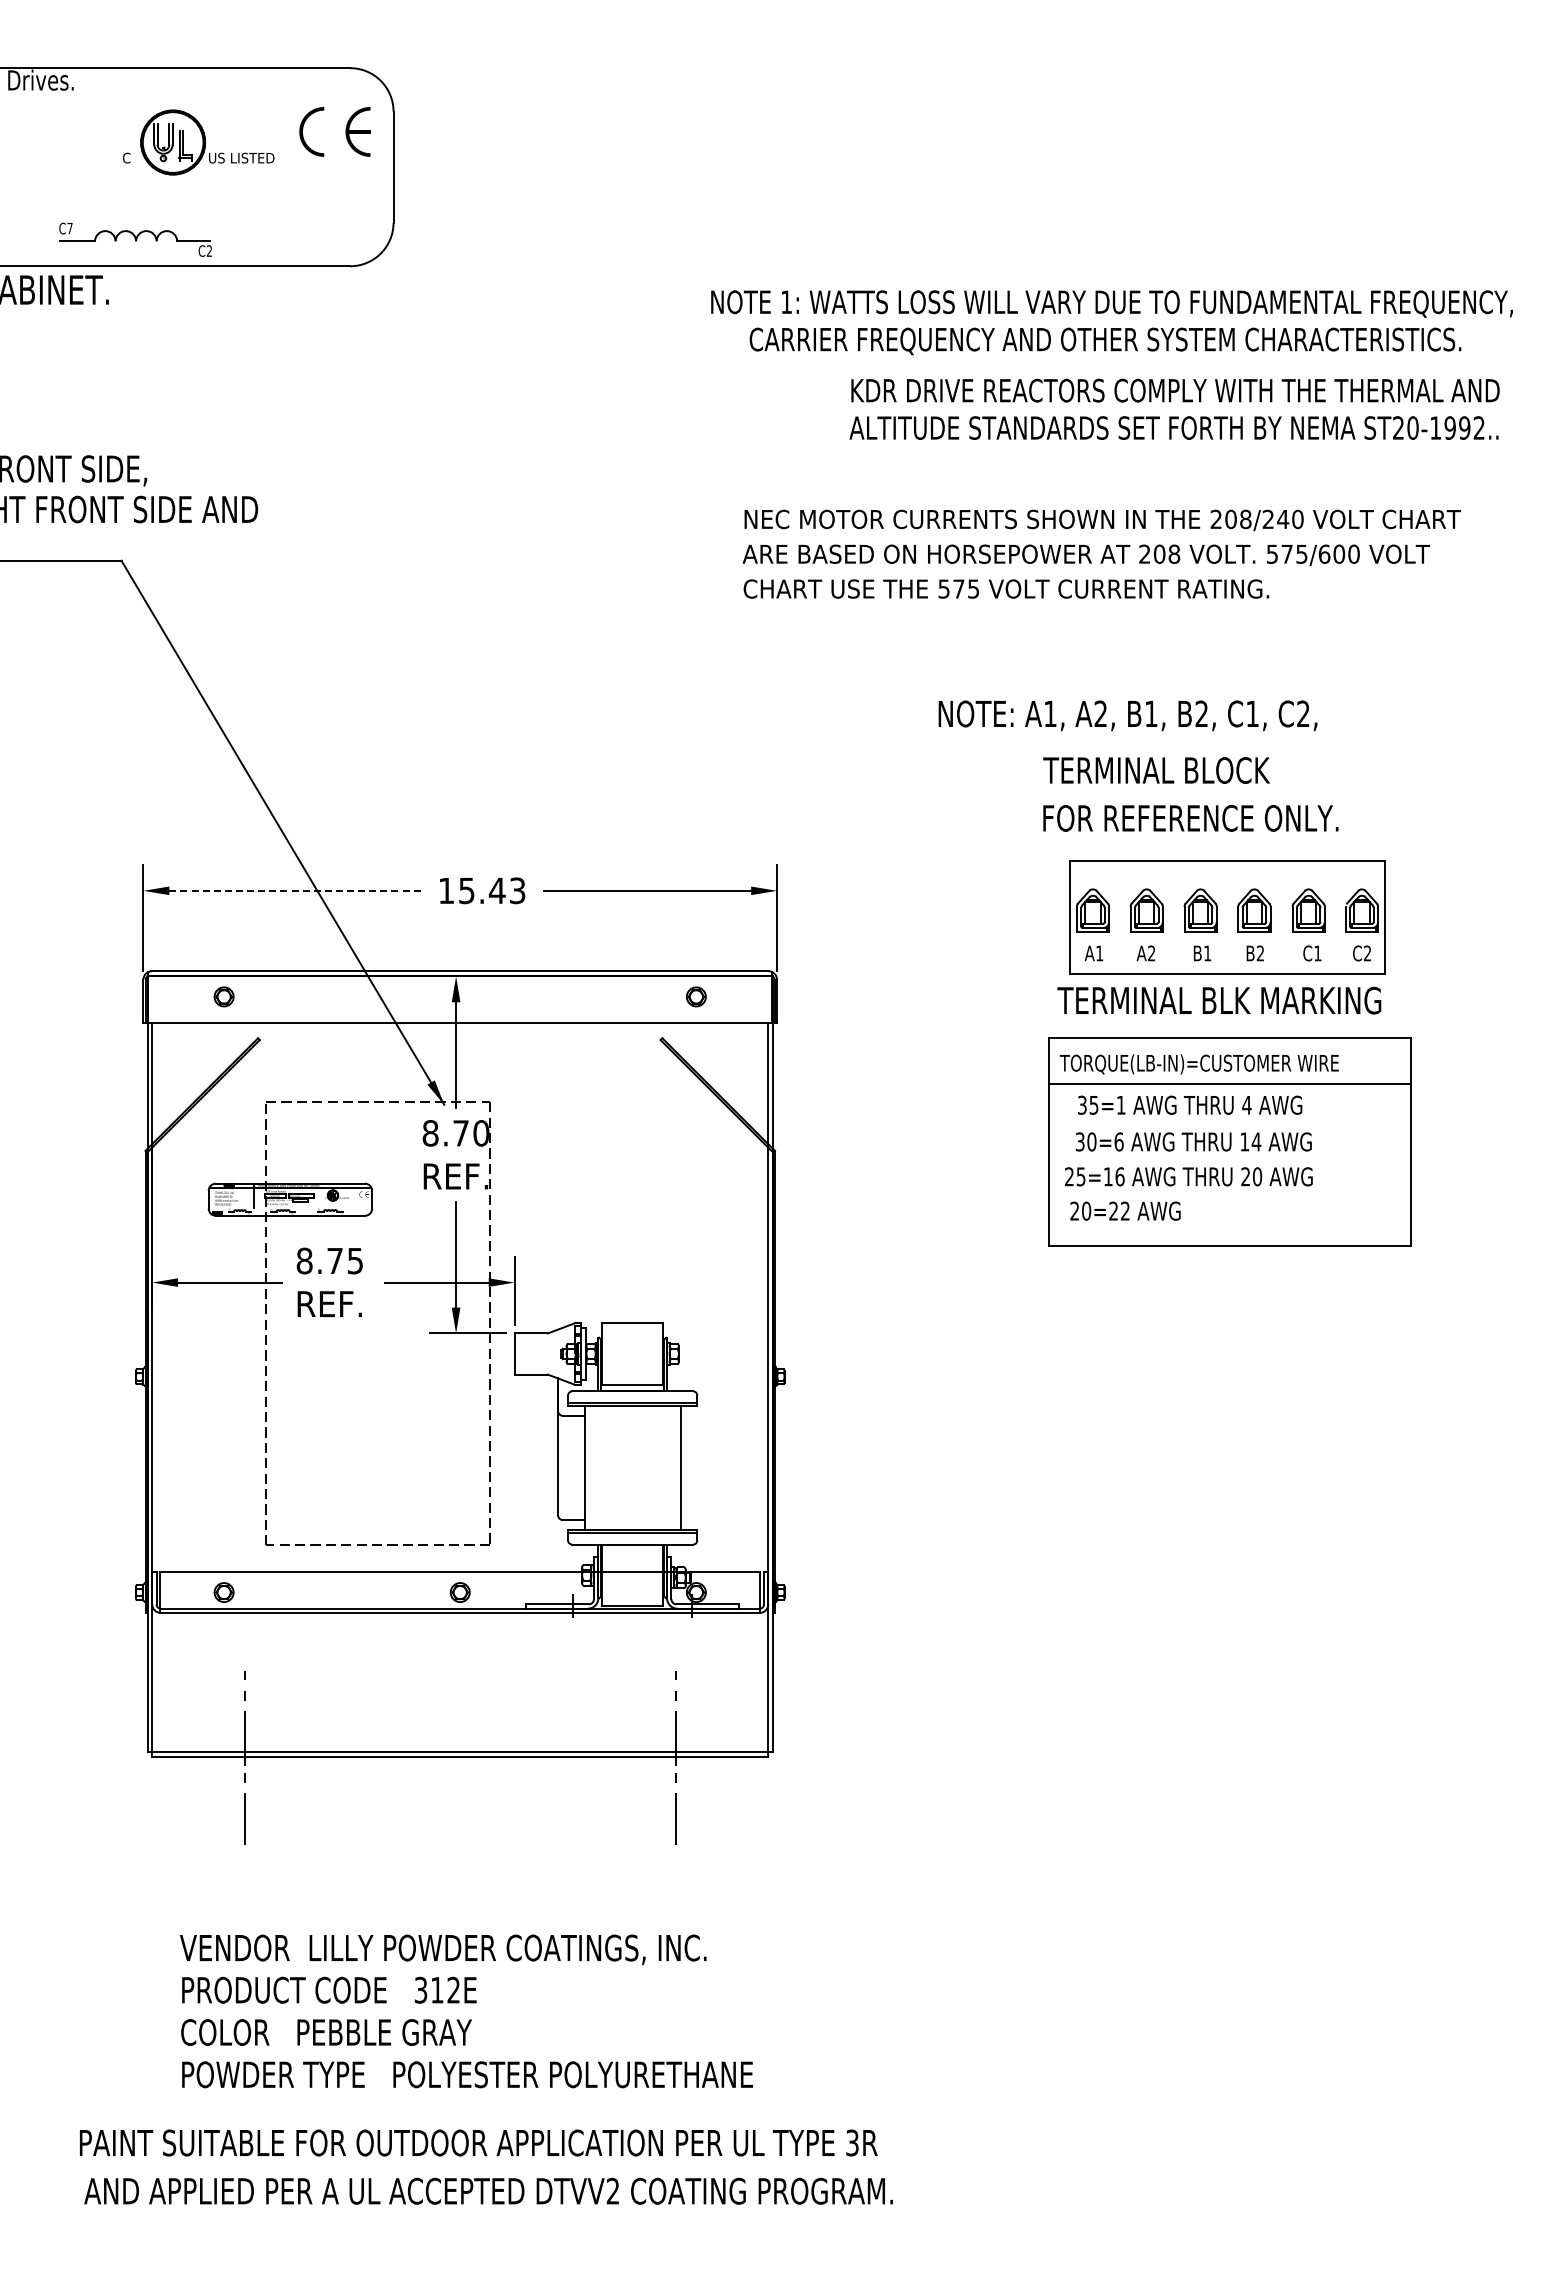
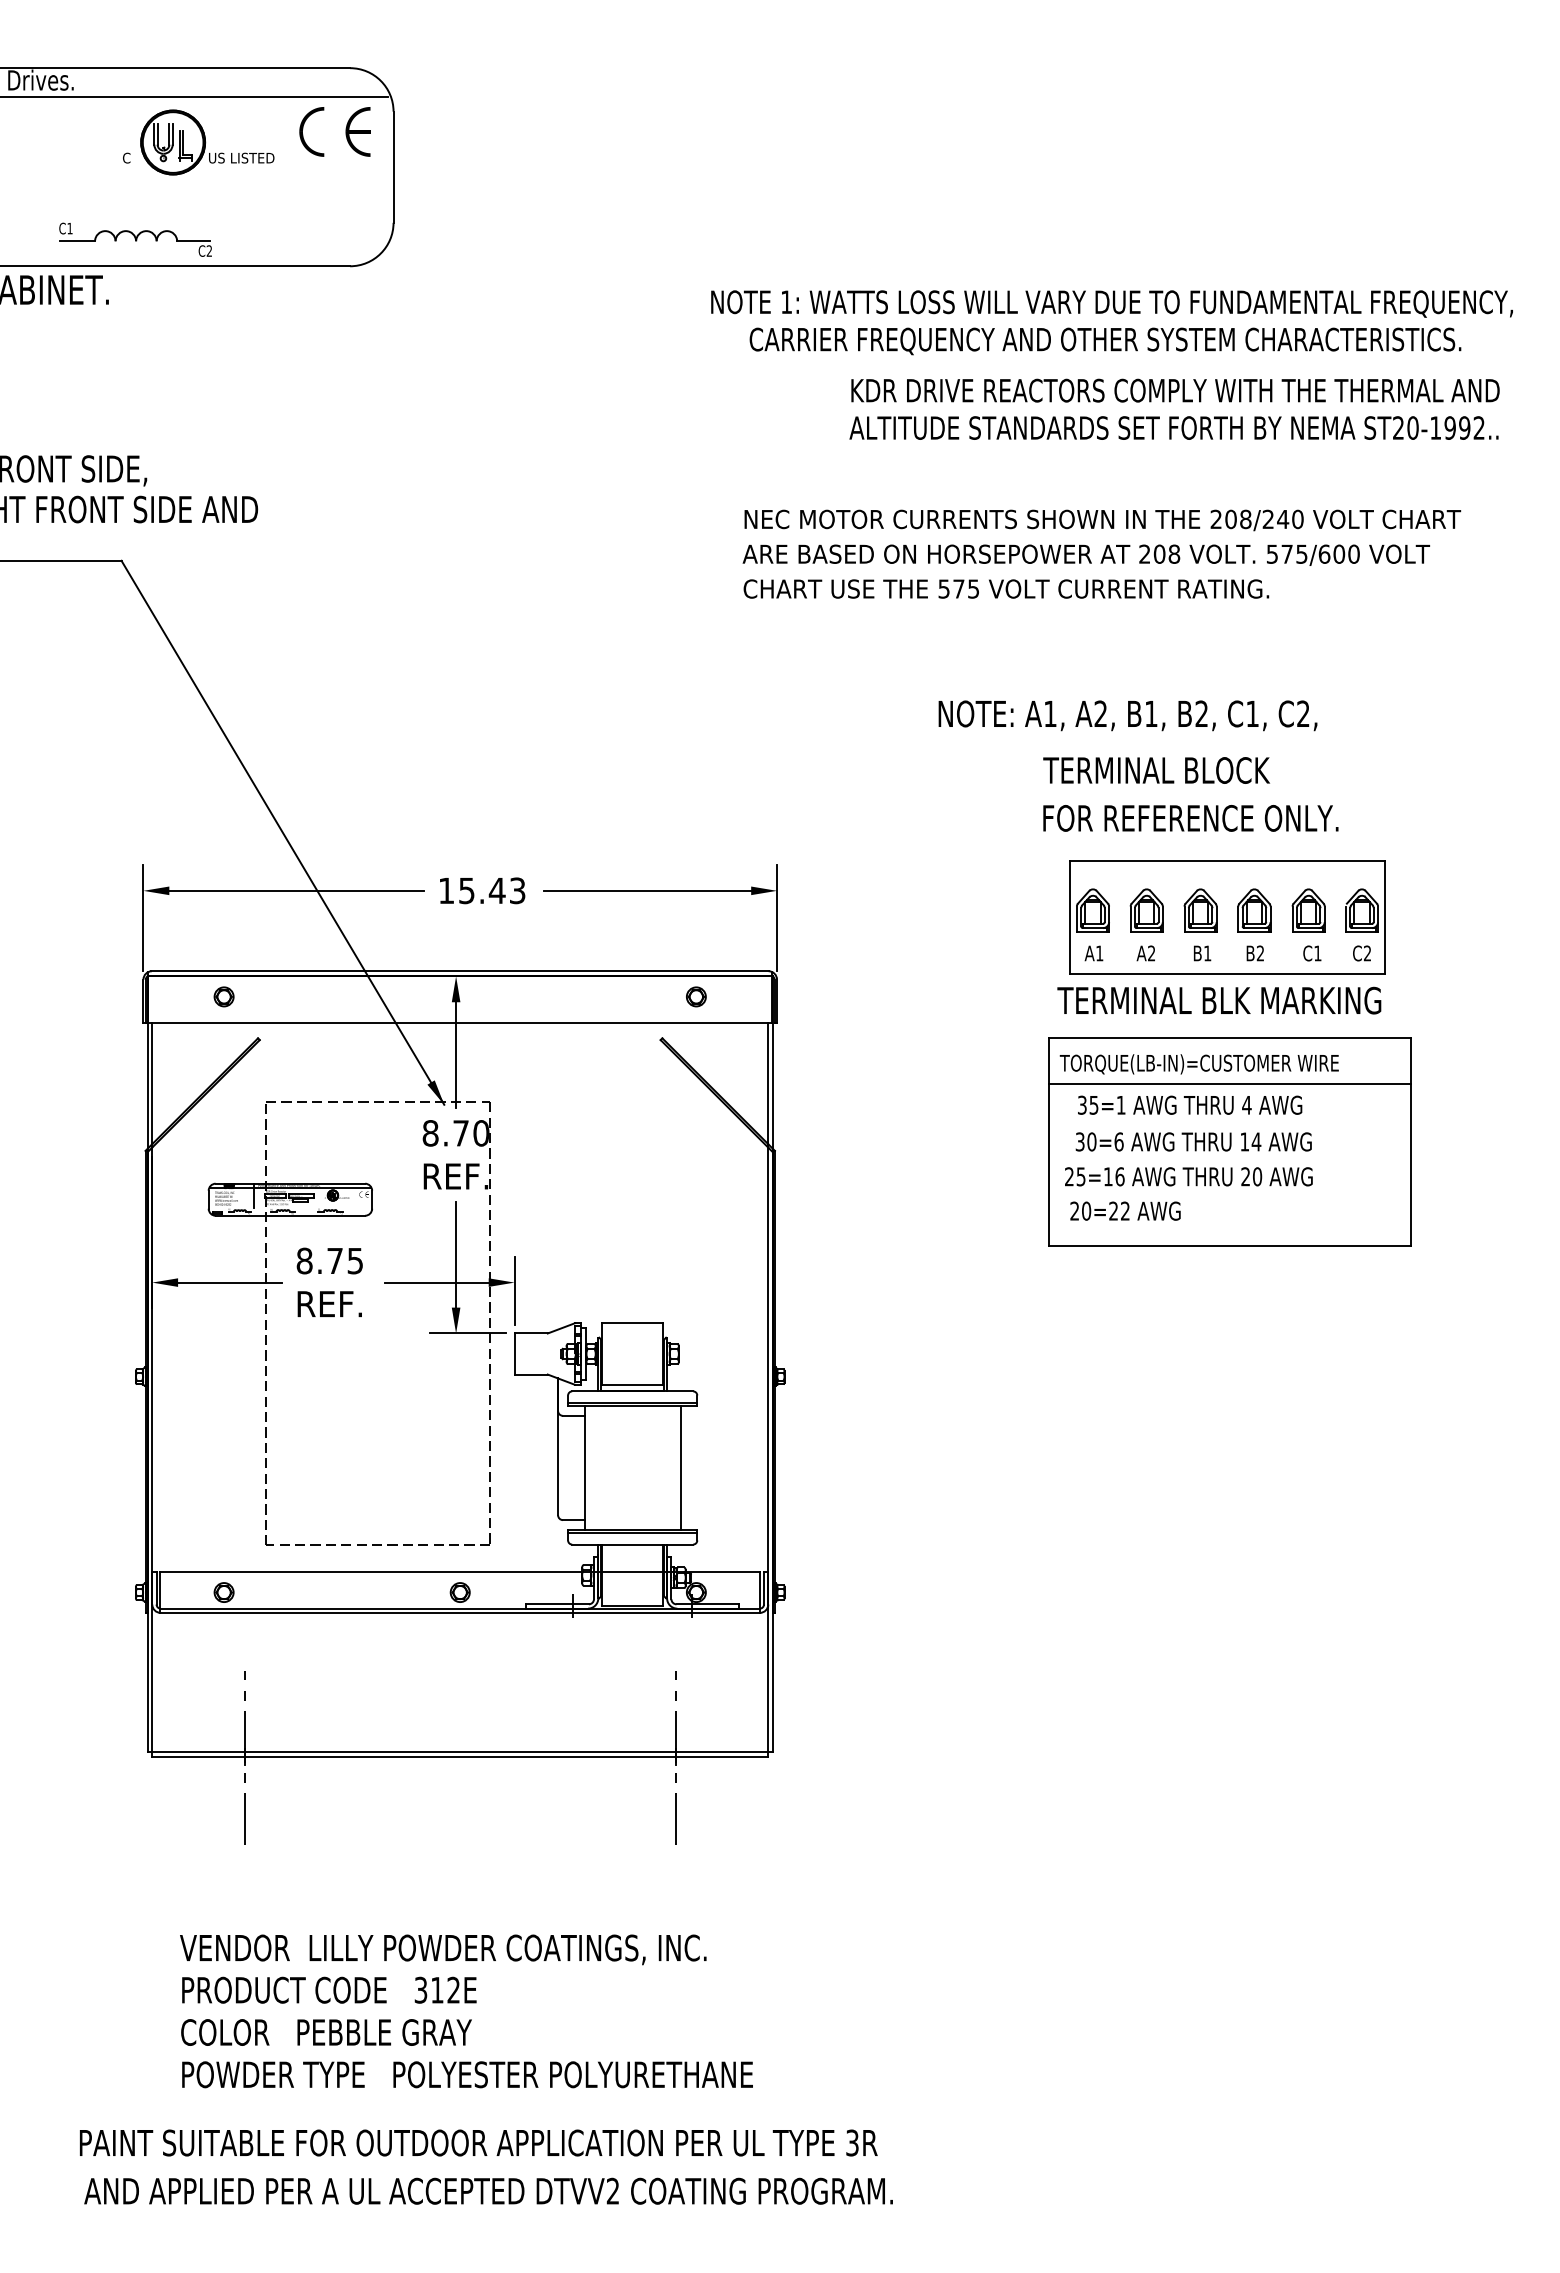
line: none -> present (195, 97)
text: C7 -> C1 (69, 228)
line: dashed -> solid (296, 890)
